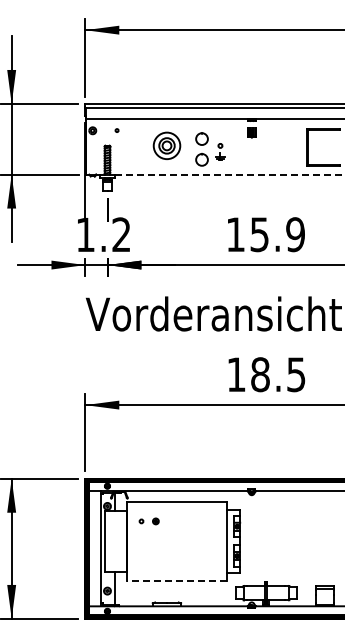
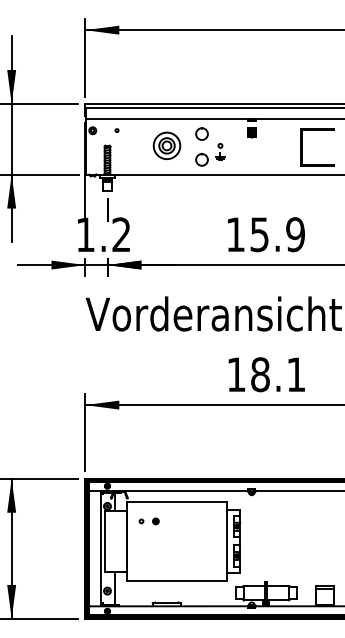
part position: (201, 138) -> (201, 133) (201, 133)
part position: (308, 147) -> (302, 147) (302, 147)
line: dashed -> solid (229, 174)
text: 18.5 -> 18.1 (296, 374)
line: dashed -> solid (176, 580)
